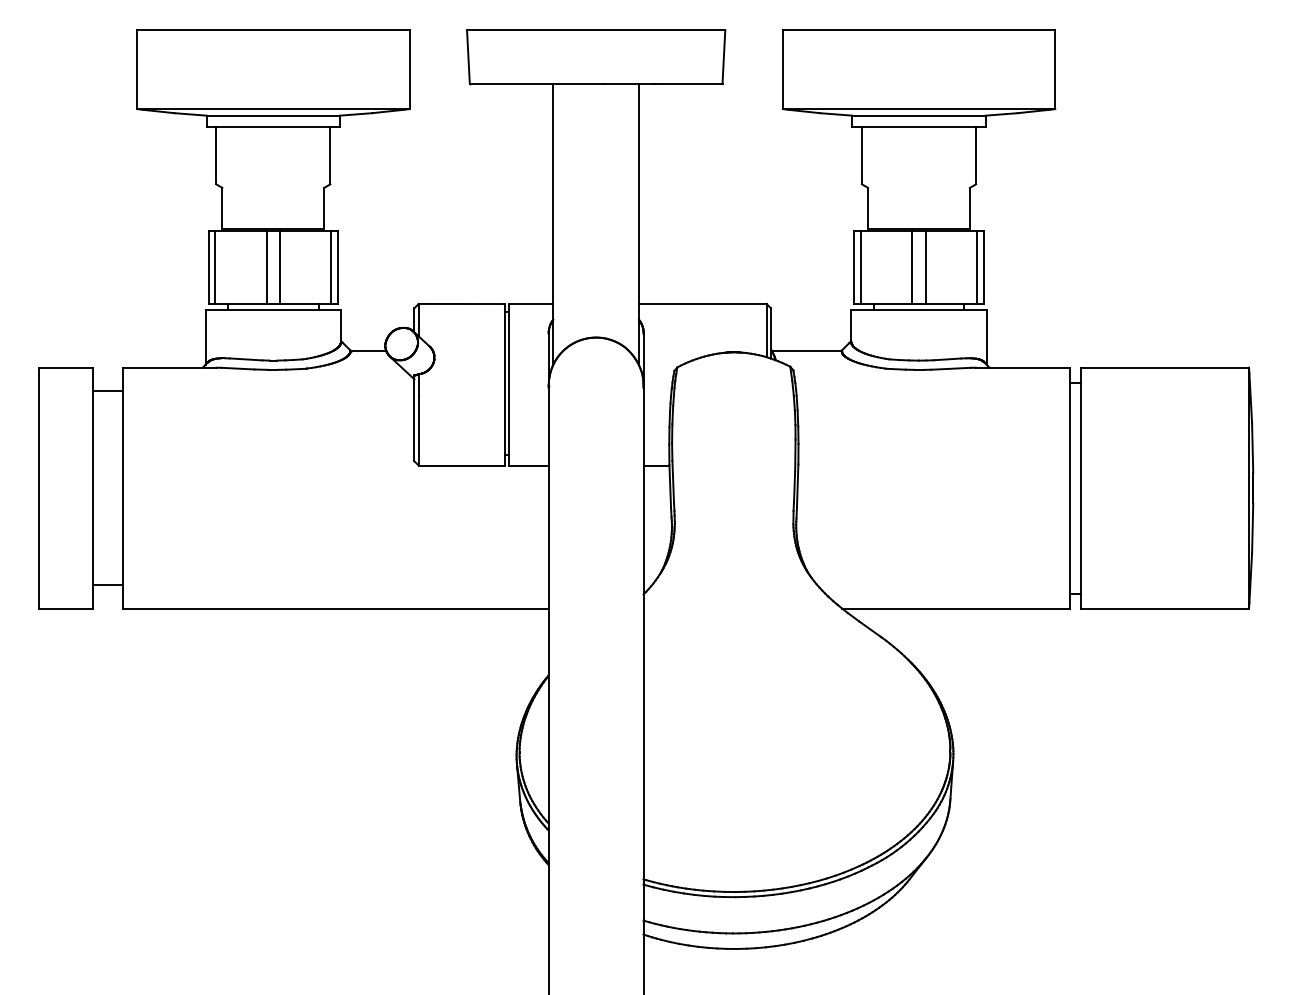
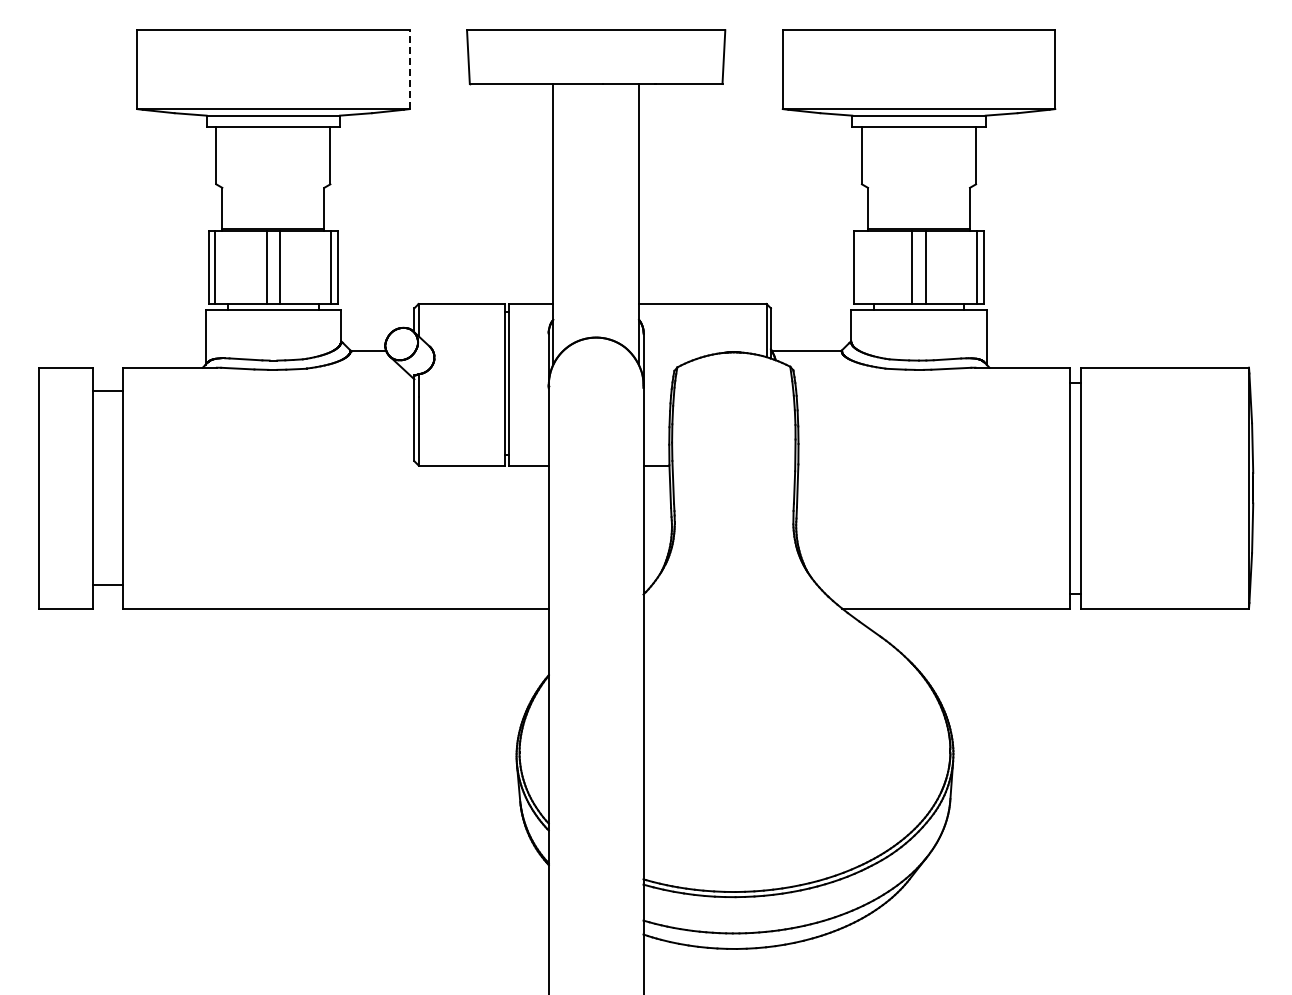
line: solid -> dashed (409, 69)
line: present -> none (861, 267)
